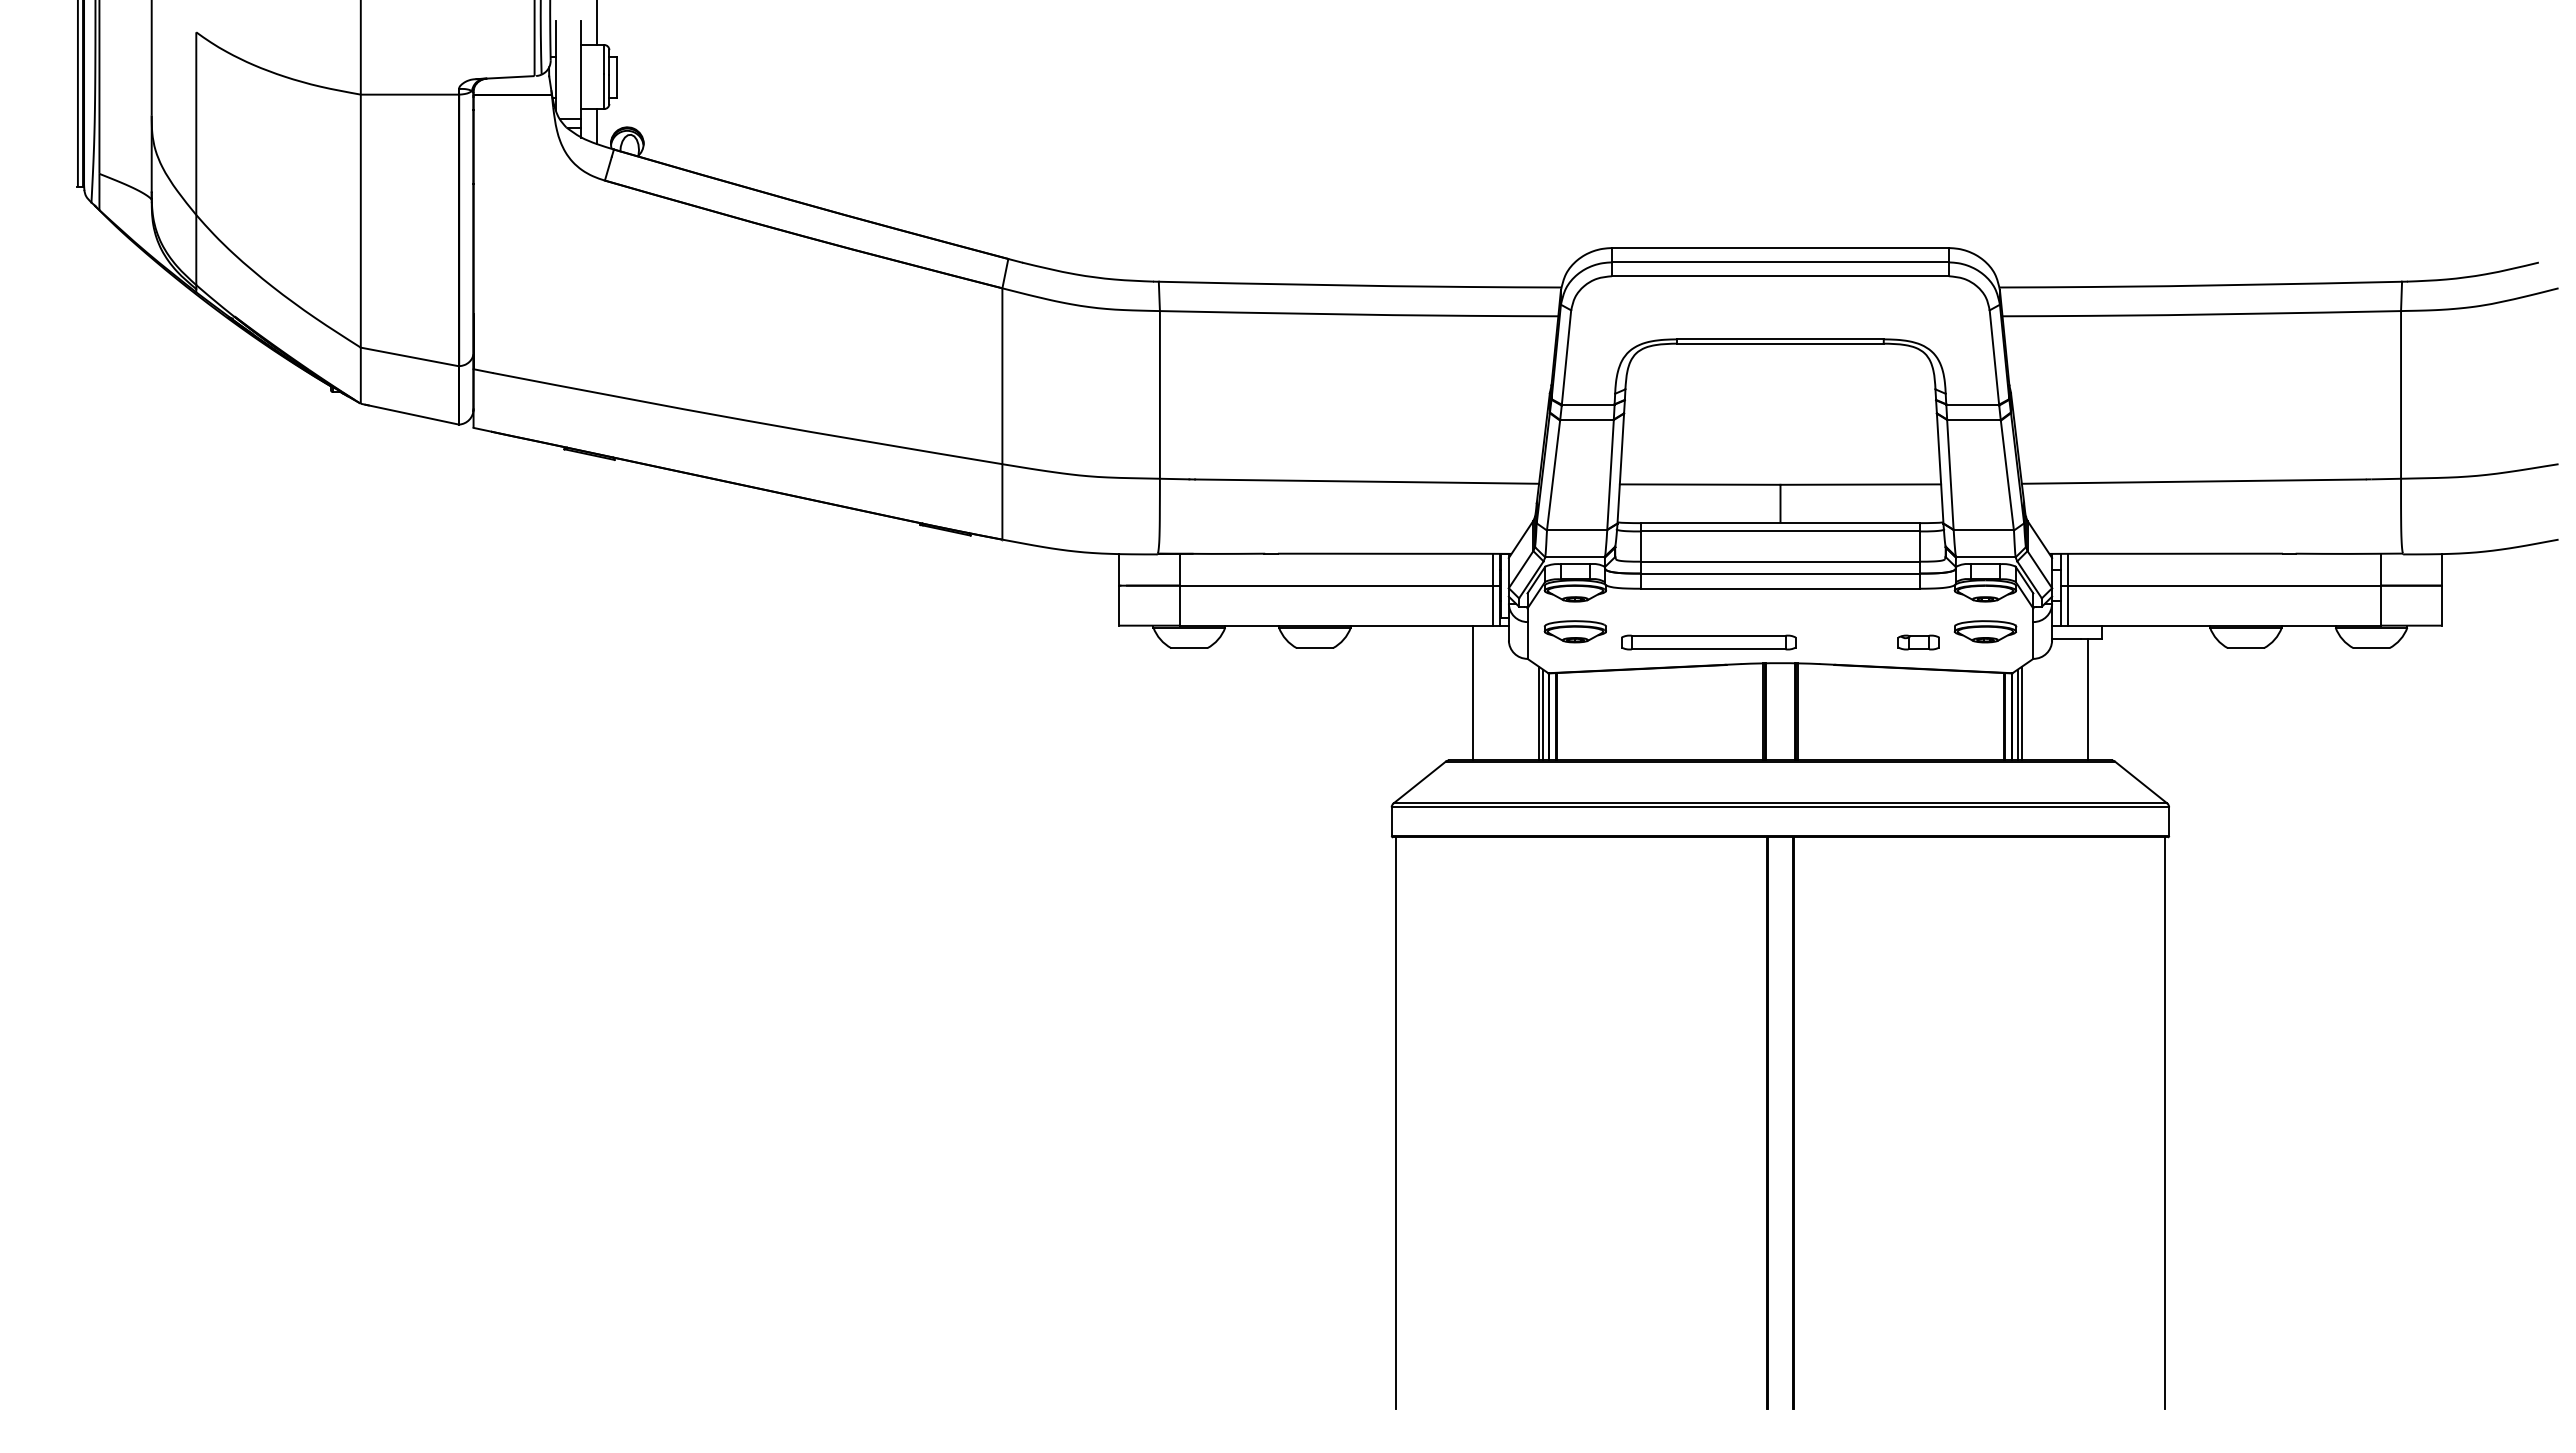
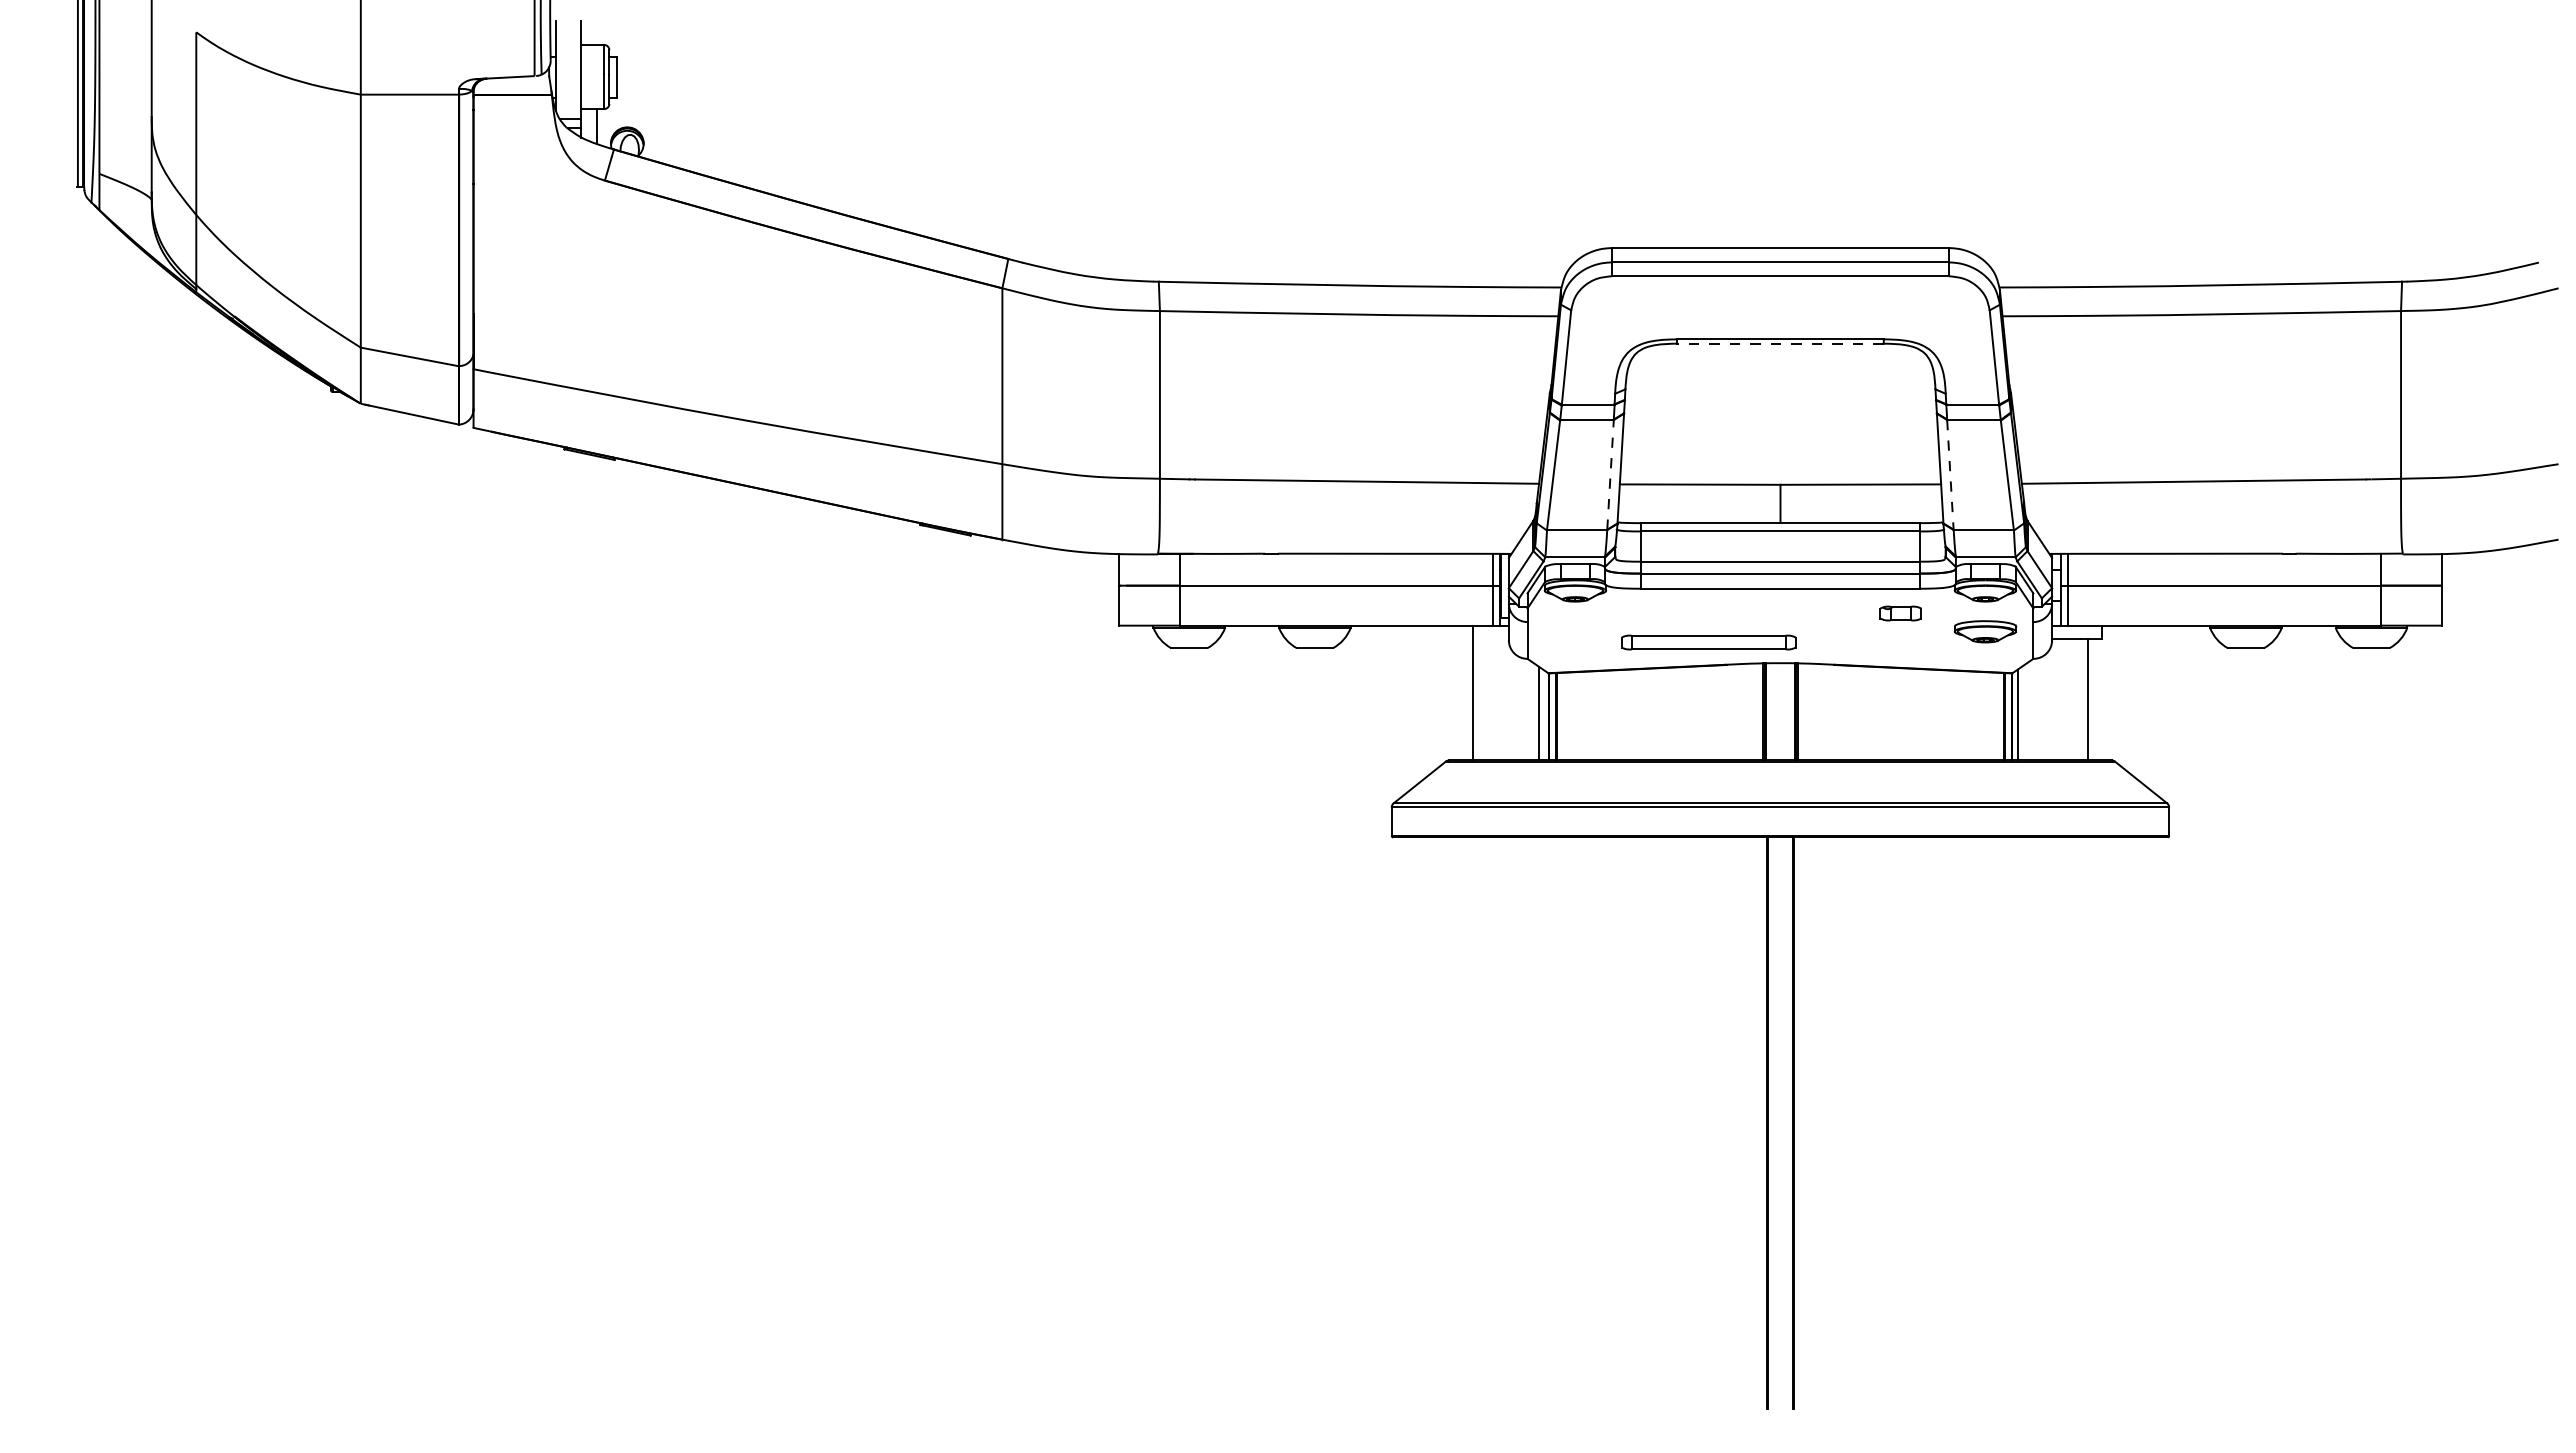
line: present -> none (596, 23)
line: solid -> dashed (1779, 343)
line: solid -> dashed (1610, 474)
line: solid -> dashed (1950, 474)
part: present -> none (1574, 631)
part position: (1918, 642) -> (1900, 613) (1900, 613)
line: present -> none (2021, 713)
line: present -> none (1543, 714)
line: present -> none (1396, 1123)
line: present -> none (2164, 1123)
